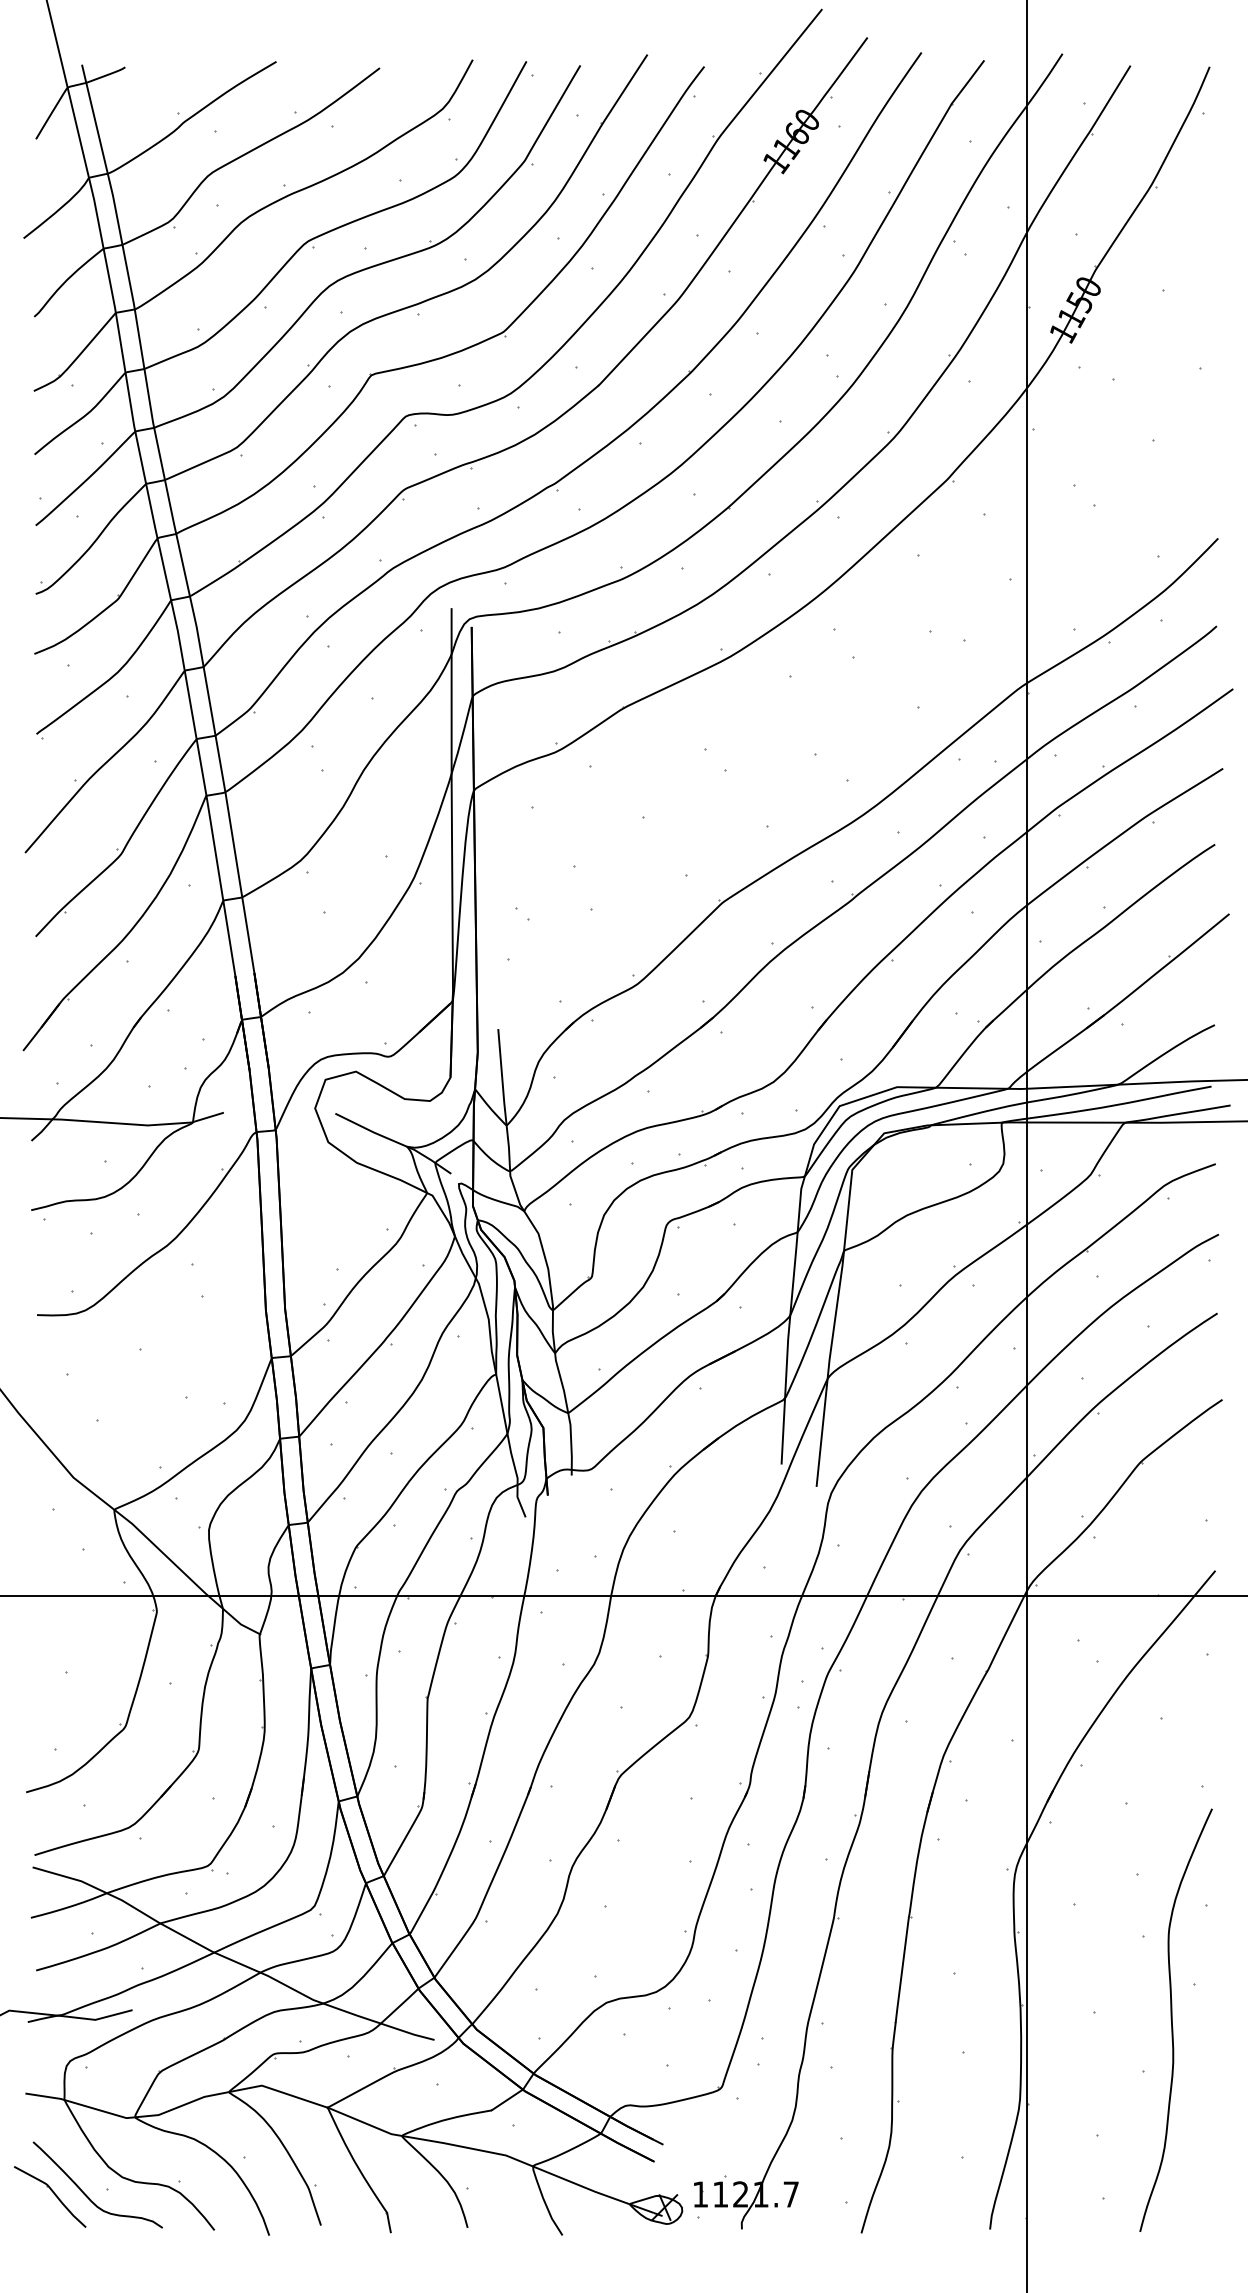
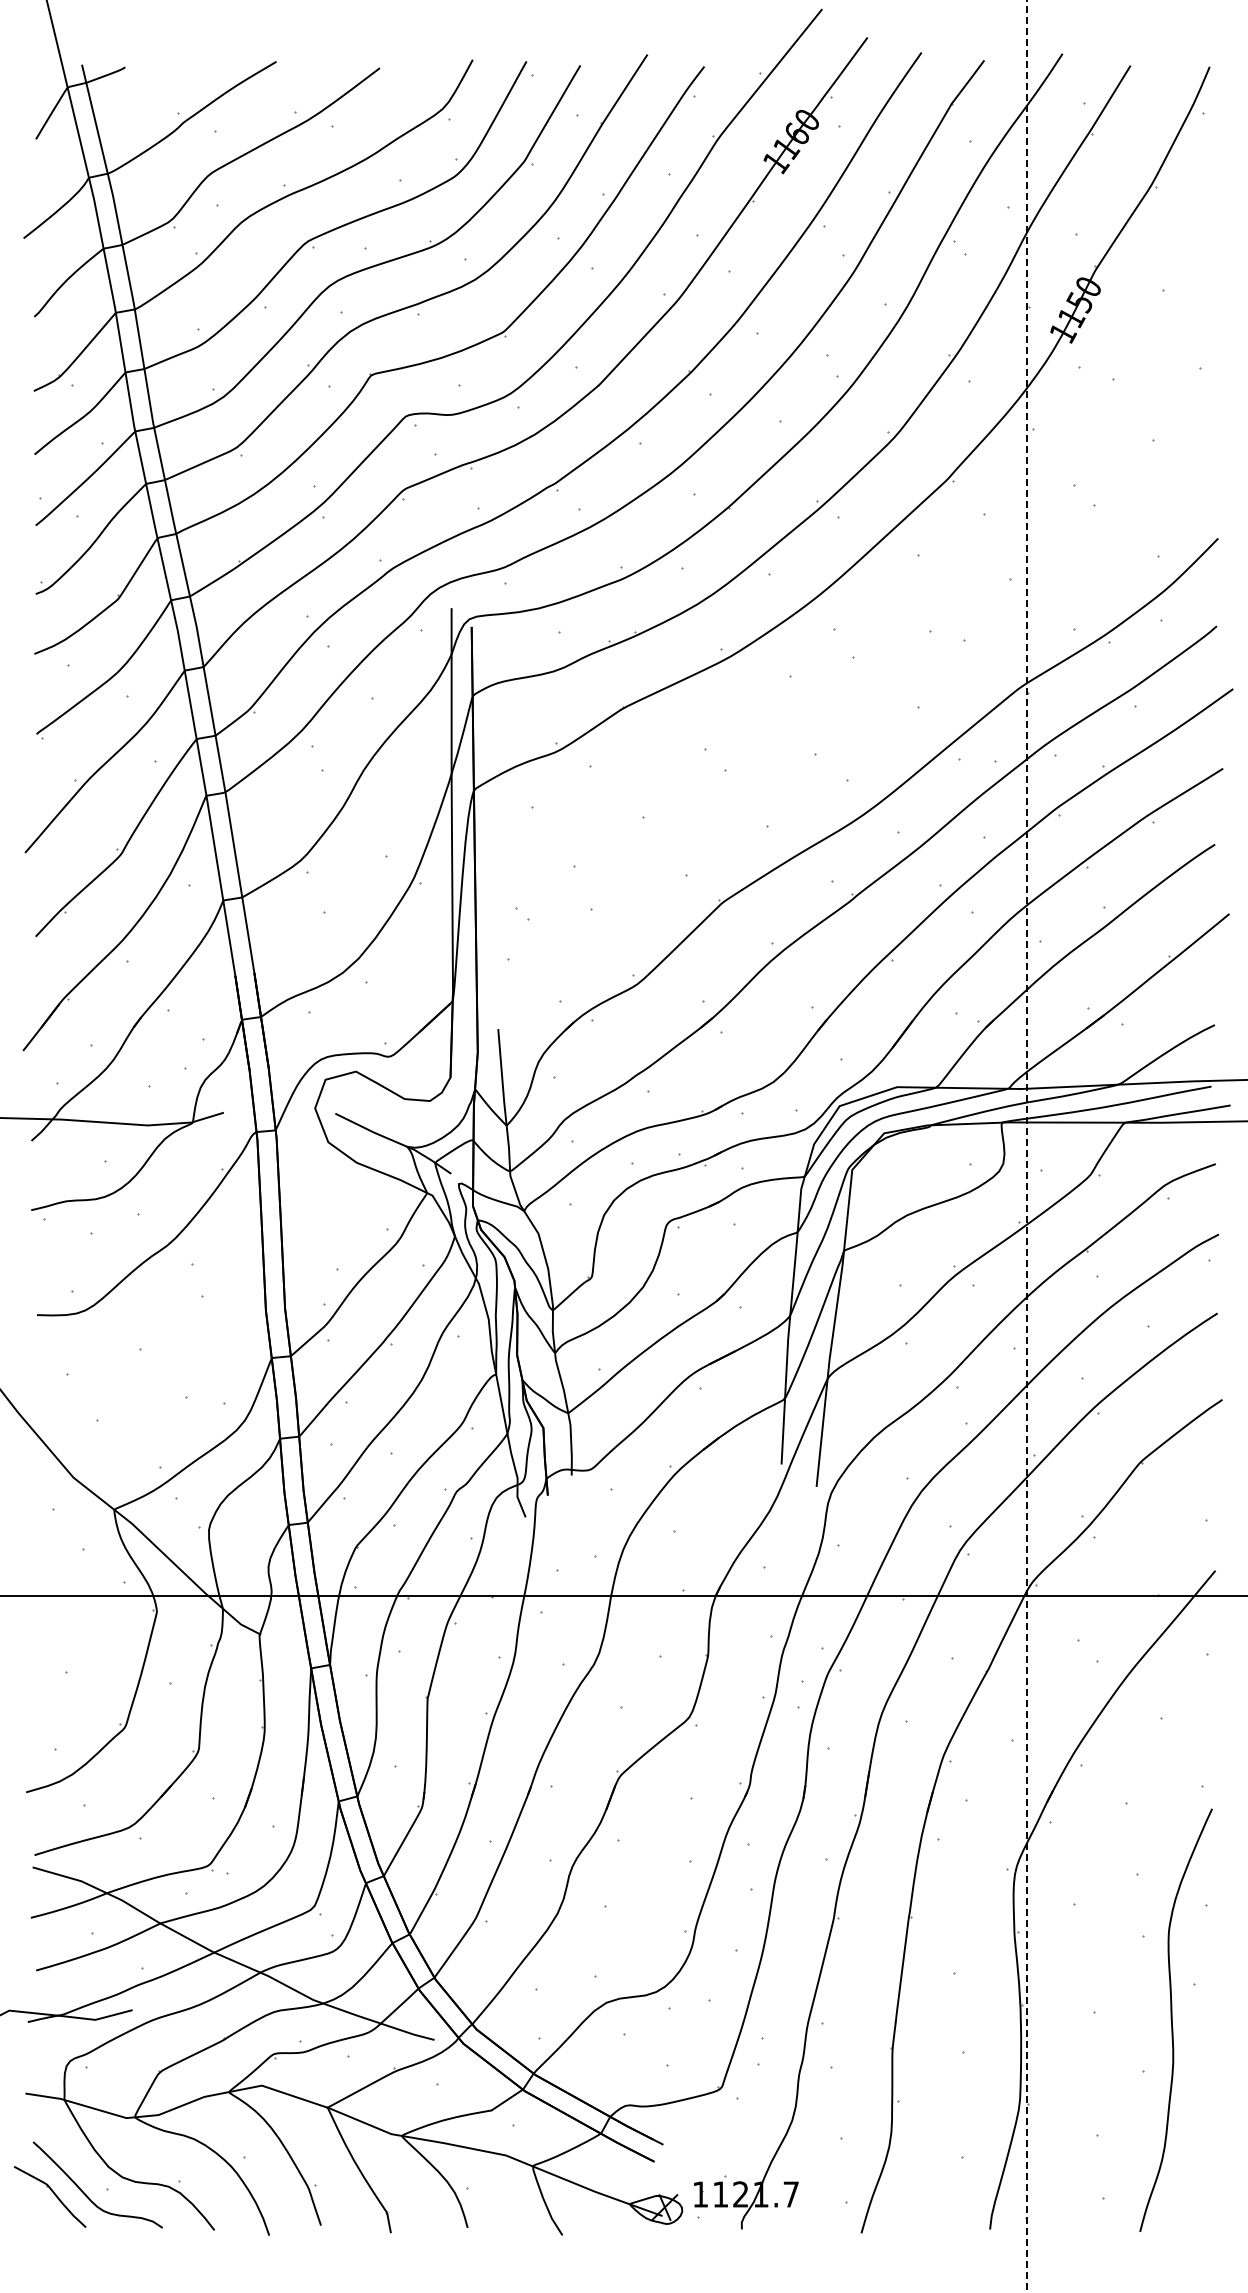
line: solid -> dashed (1026, 1146)
